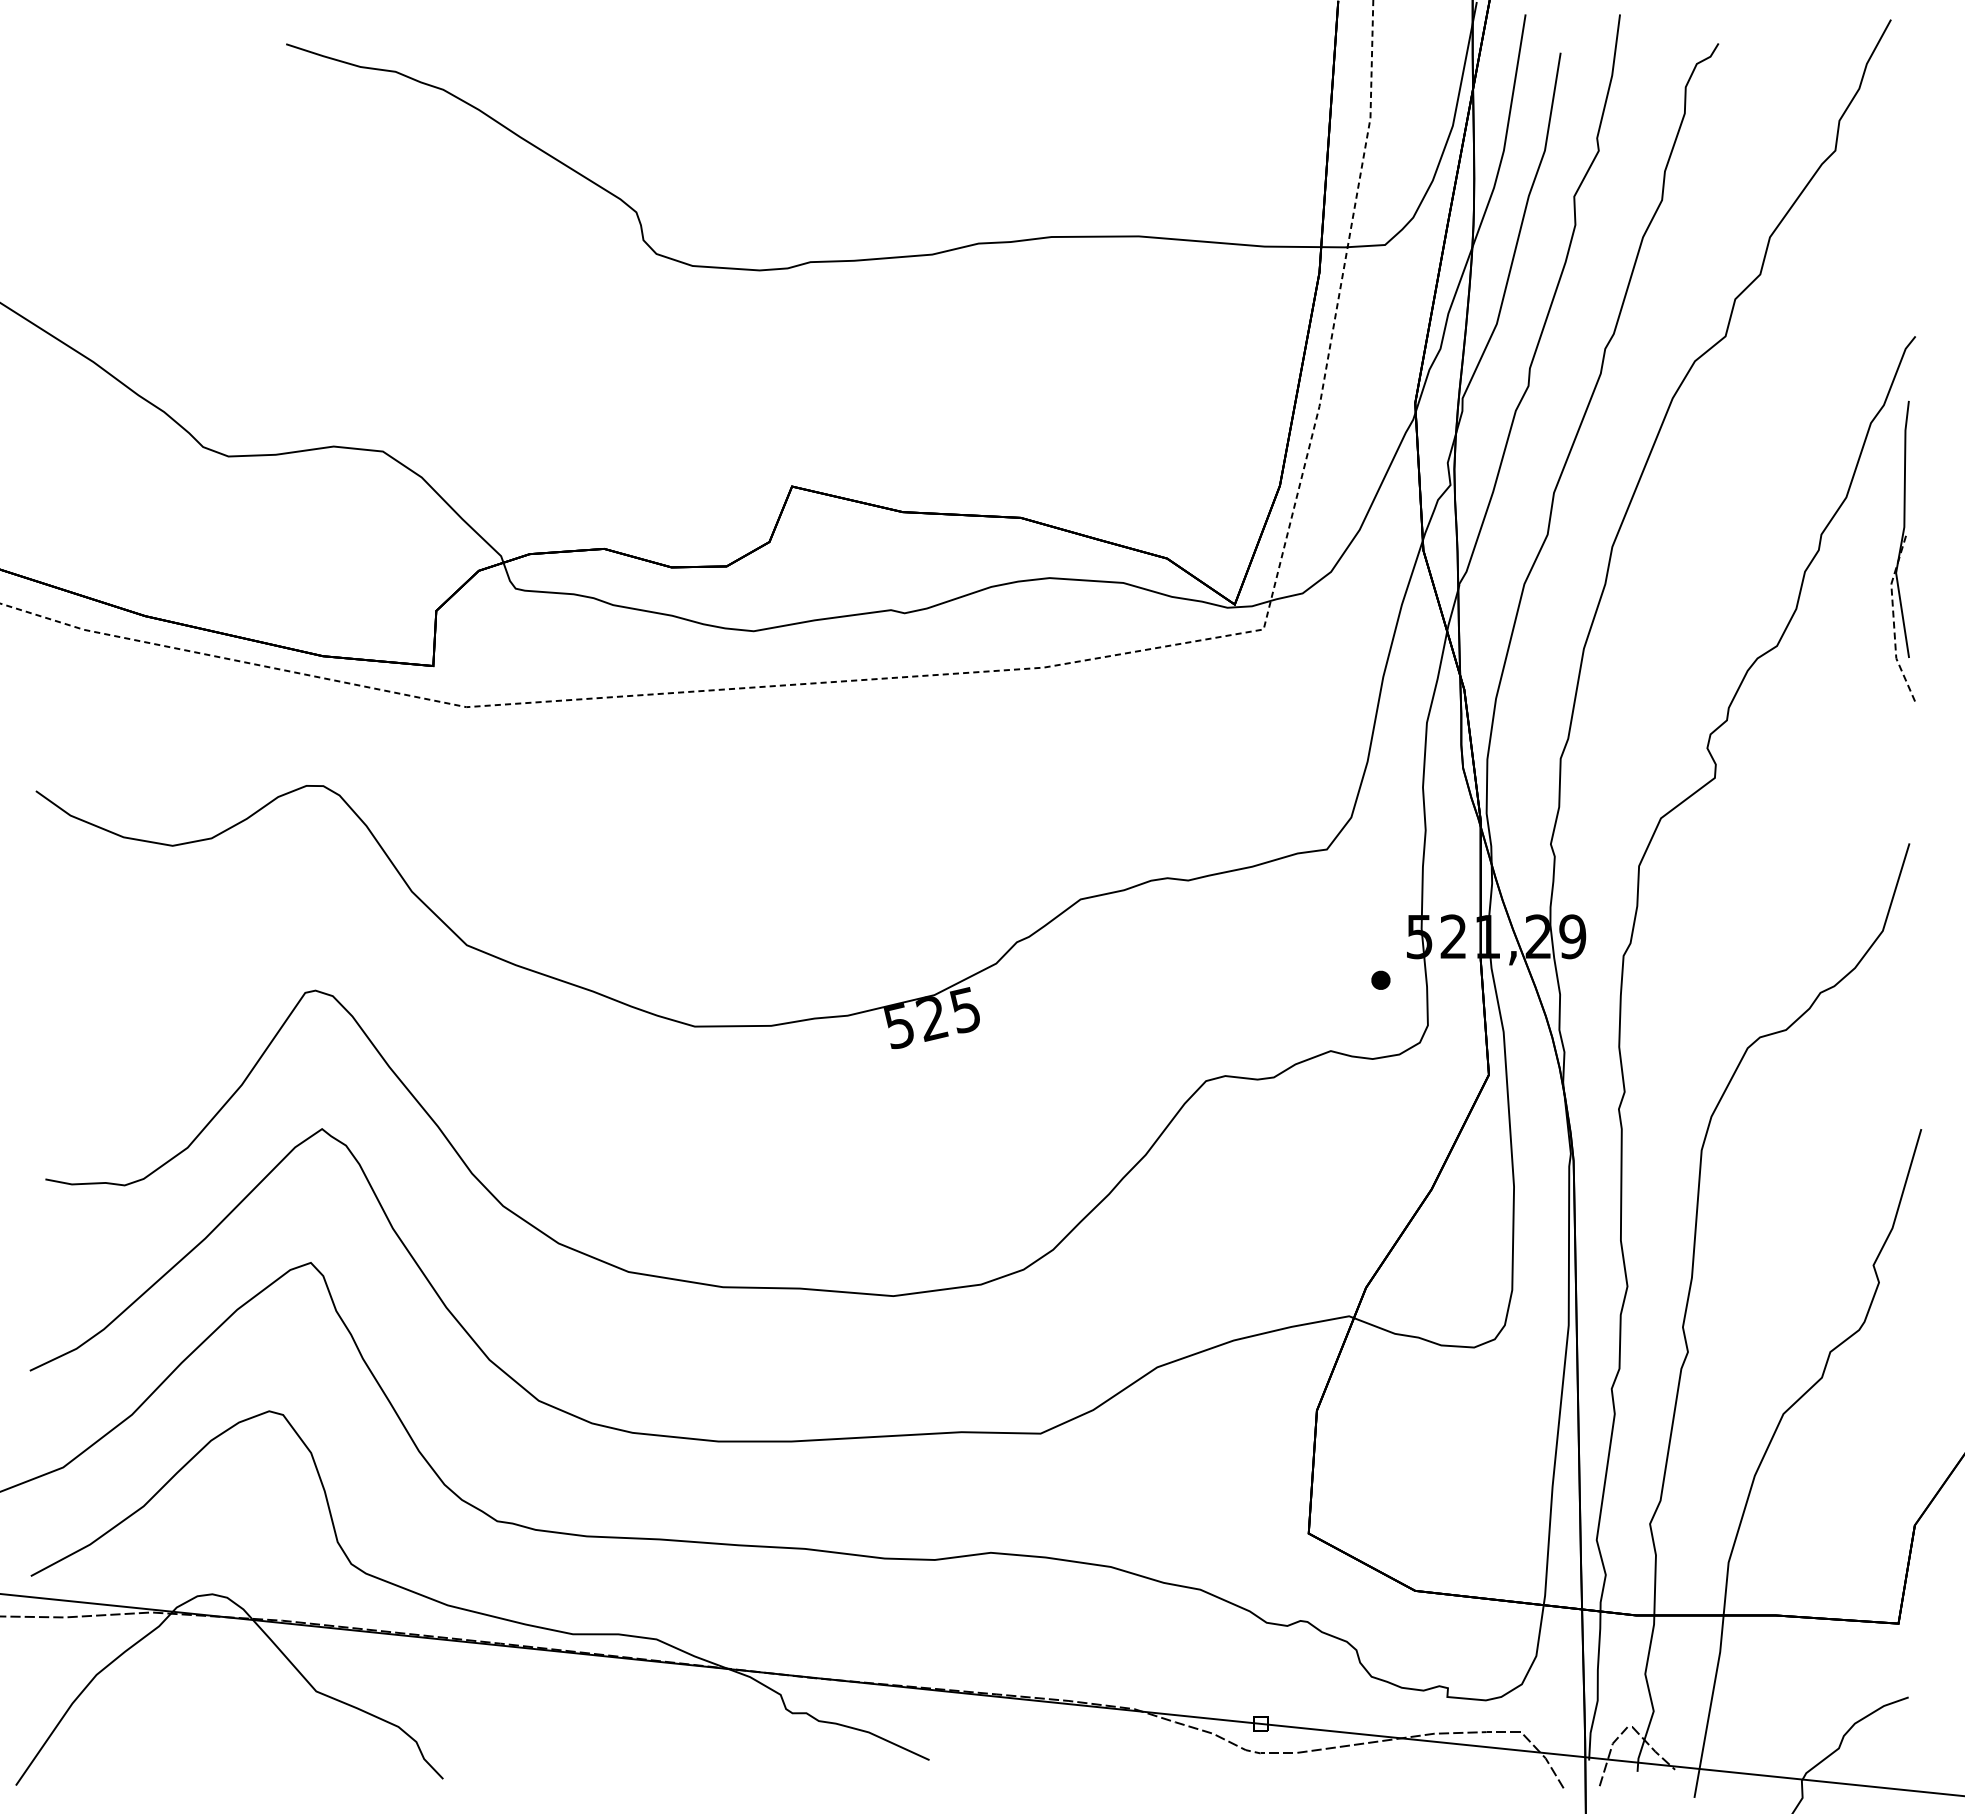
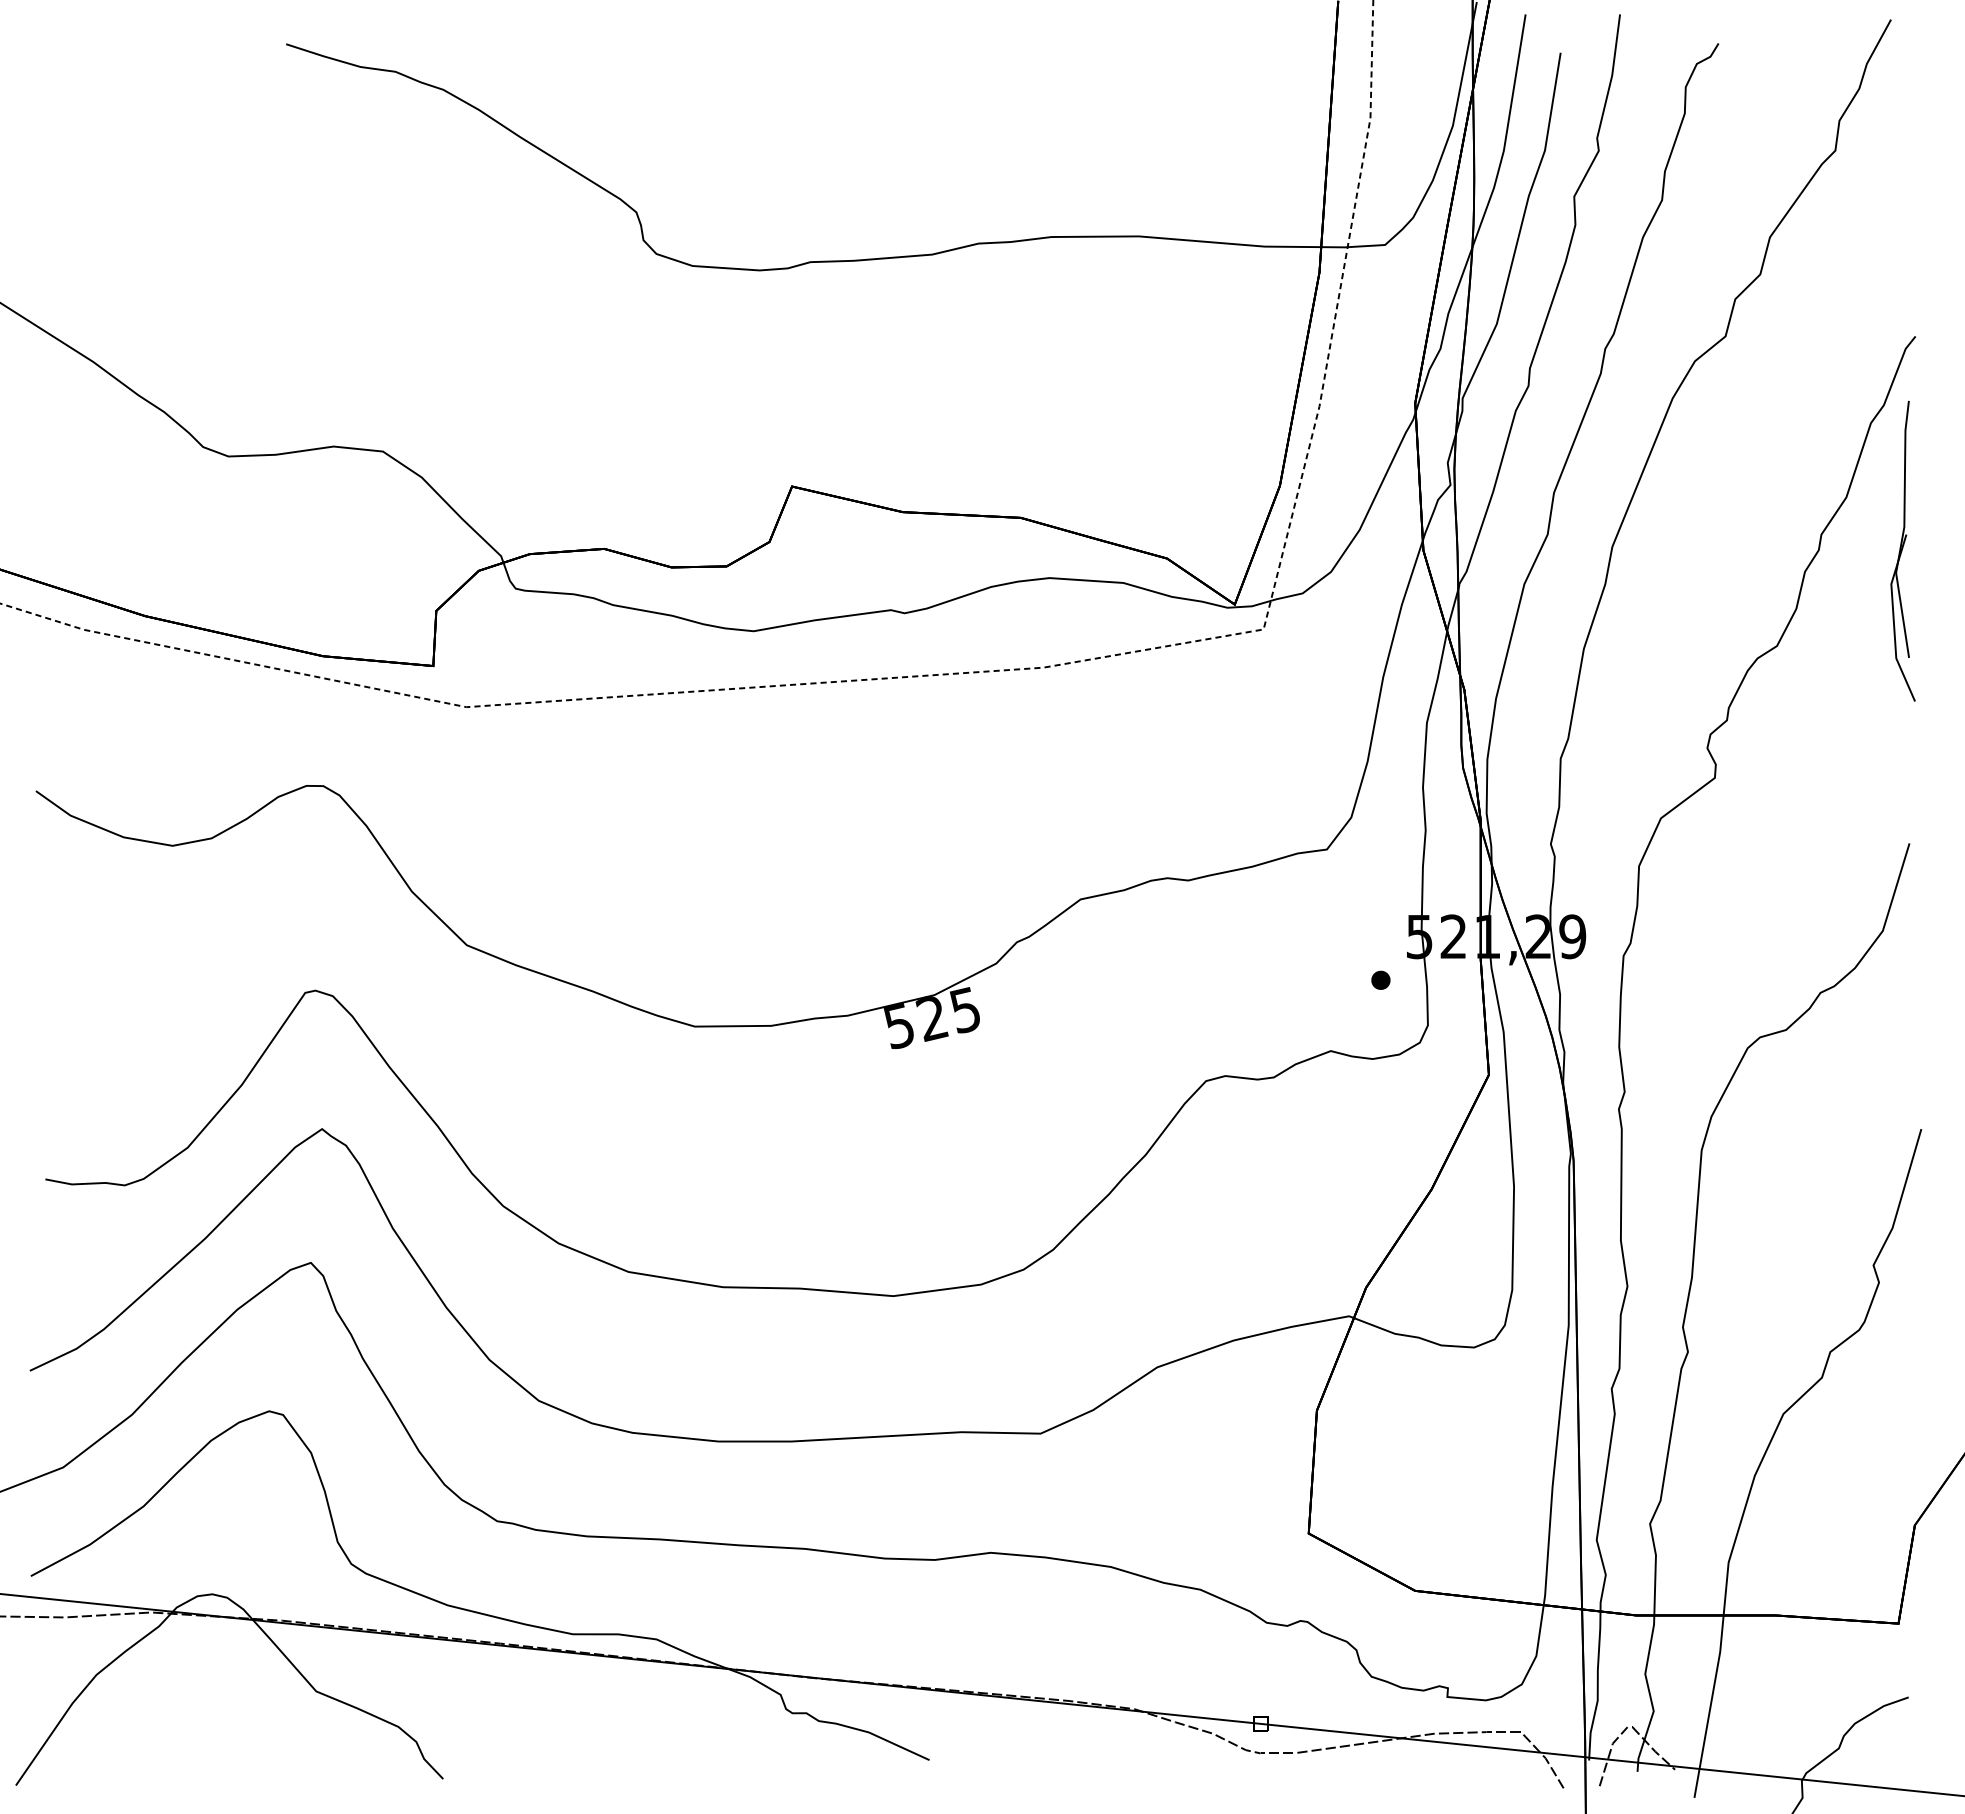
line: dashed -> solid (1893, 618)
